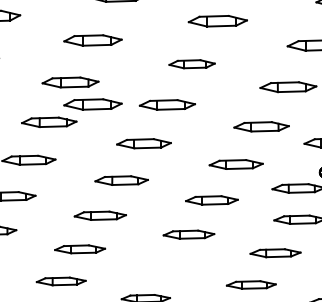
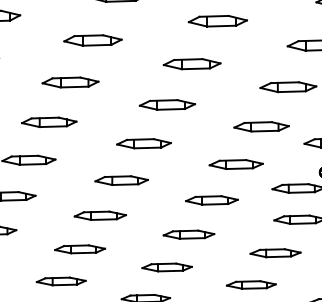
part size: 48x11 px -> 60x13 px (191, 64)
part: present -> none (92, 104)
part: none -> present (166, 267)
